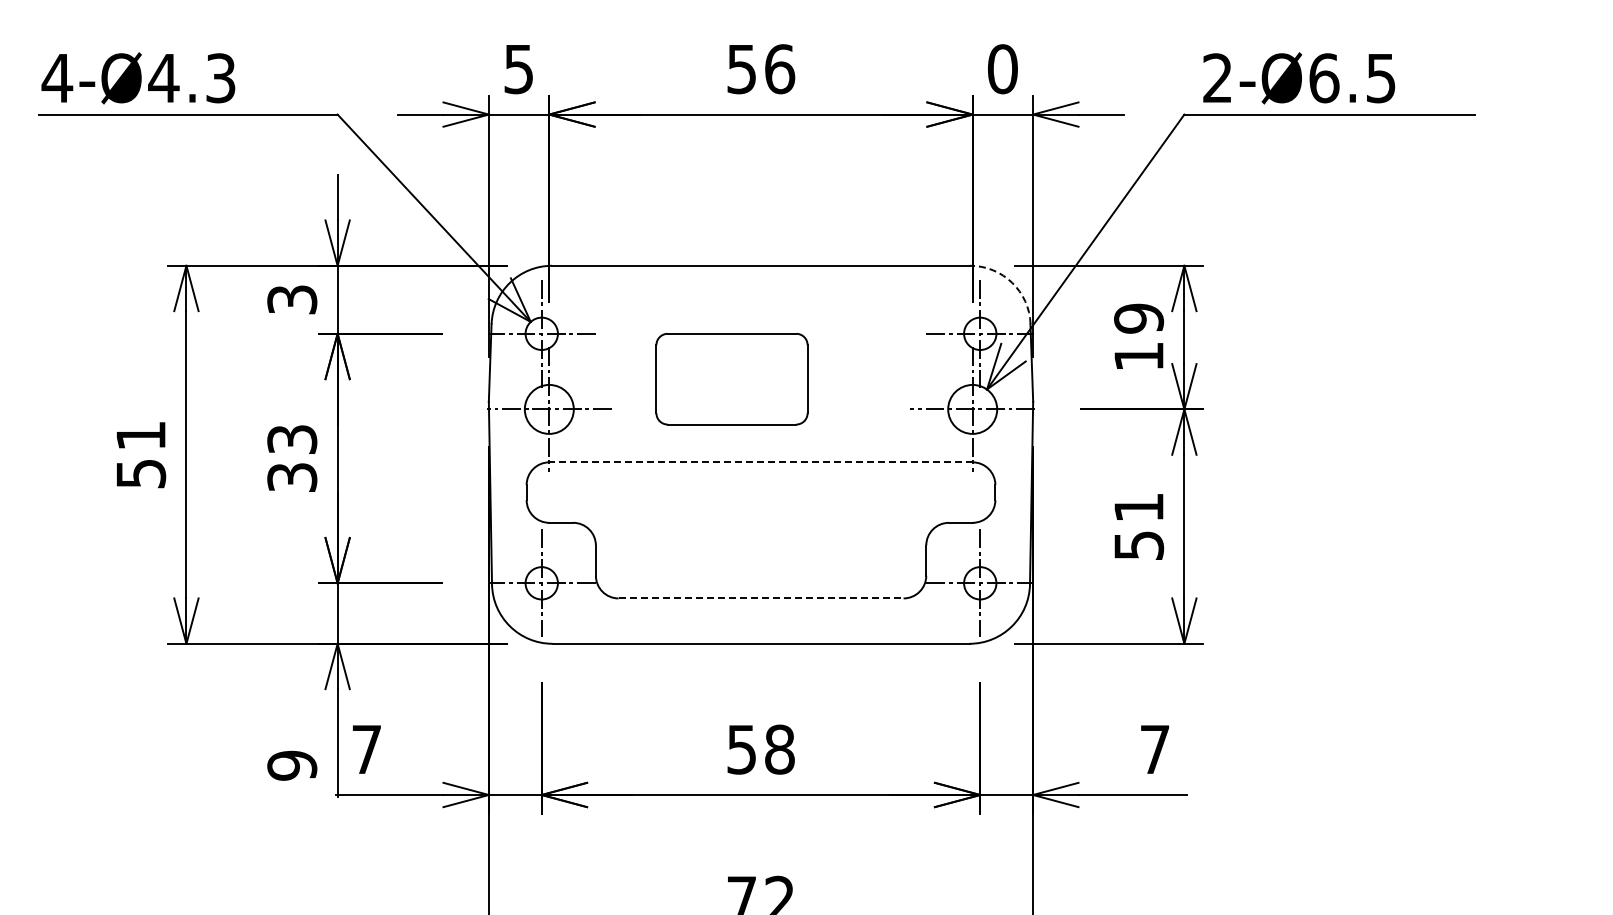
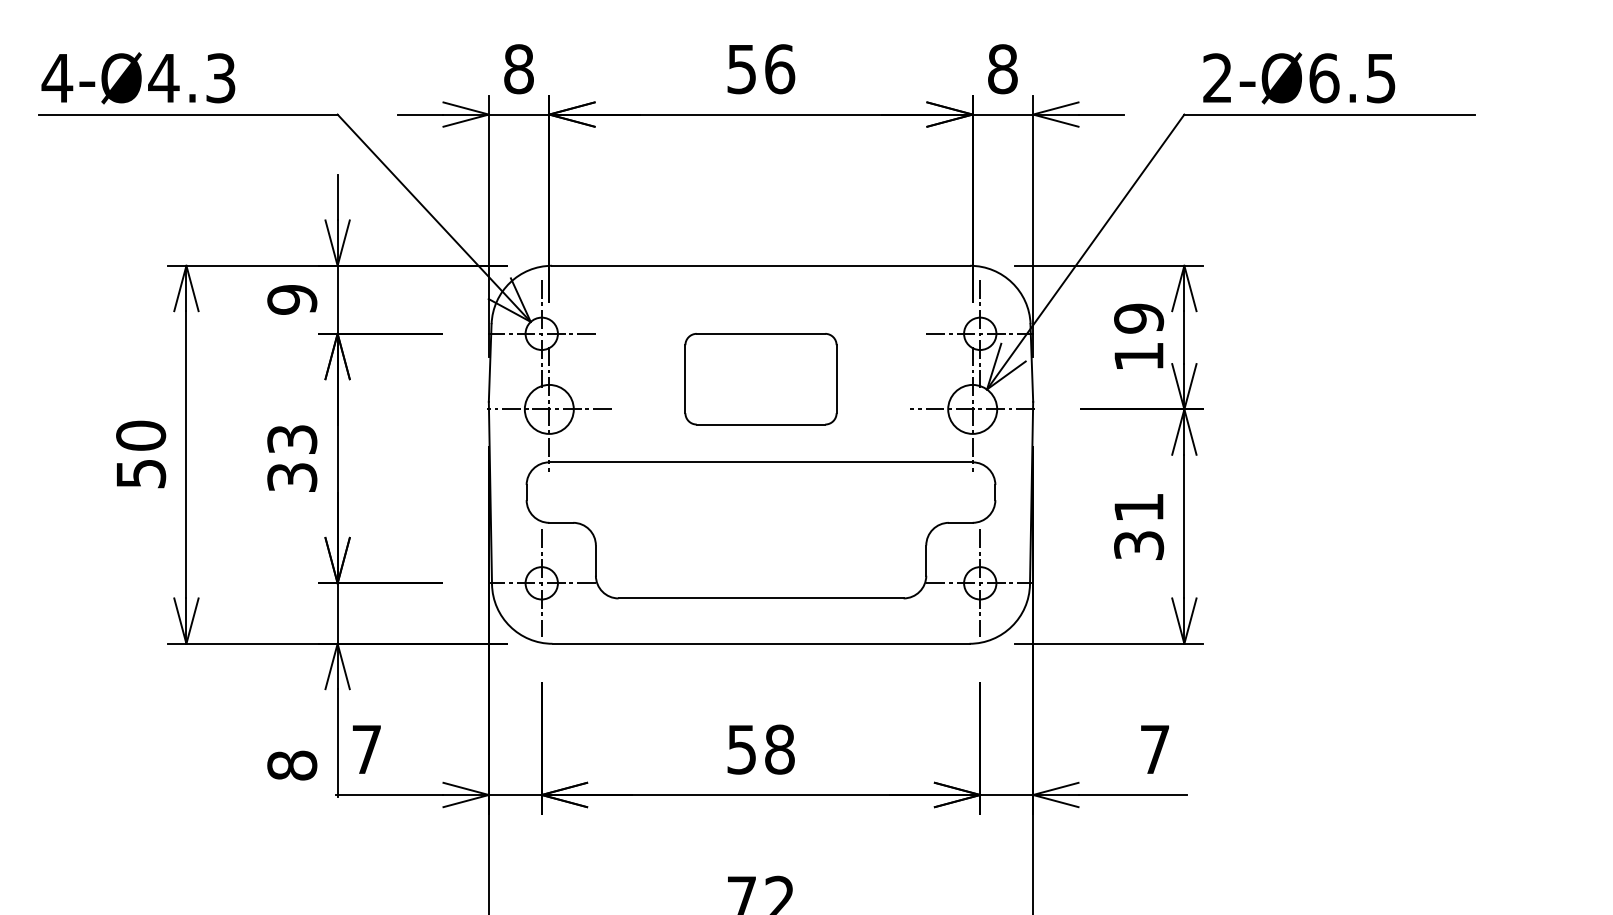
text: 5 -> 8 (518, 69)
text: 0 -> 8 (1002, 69)
arc: dashed -> solid (1012, 282)
text: 3 -> 9 (292, 299)
part position: (731, 379) -> (760, 379) (760, 379)
text: 51 -> 50 (141, 435)
line: dashed -> solid (761, 462)
text: 51 -> 31 (1138, 545)
line: dashed -> solid (761, 598)
text: 9 -> 8 (292, 765)
